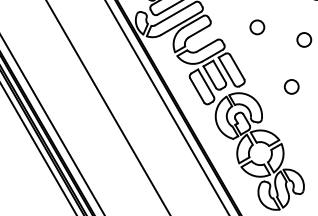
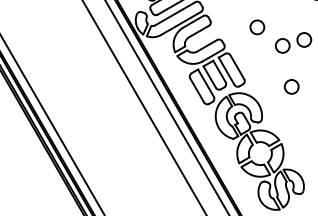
circle: none -> present (282, 45)
line position: (108, 107) -> (144, 107) (144, 107)
line: present -> none (38, 149)
